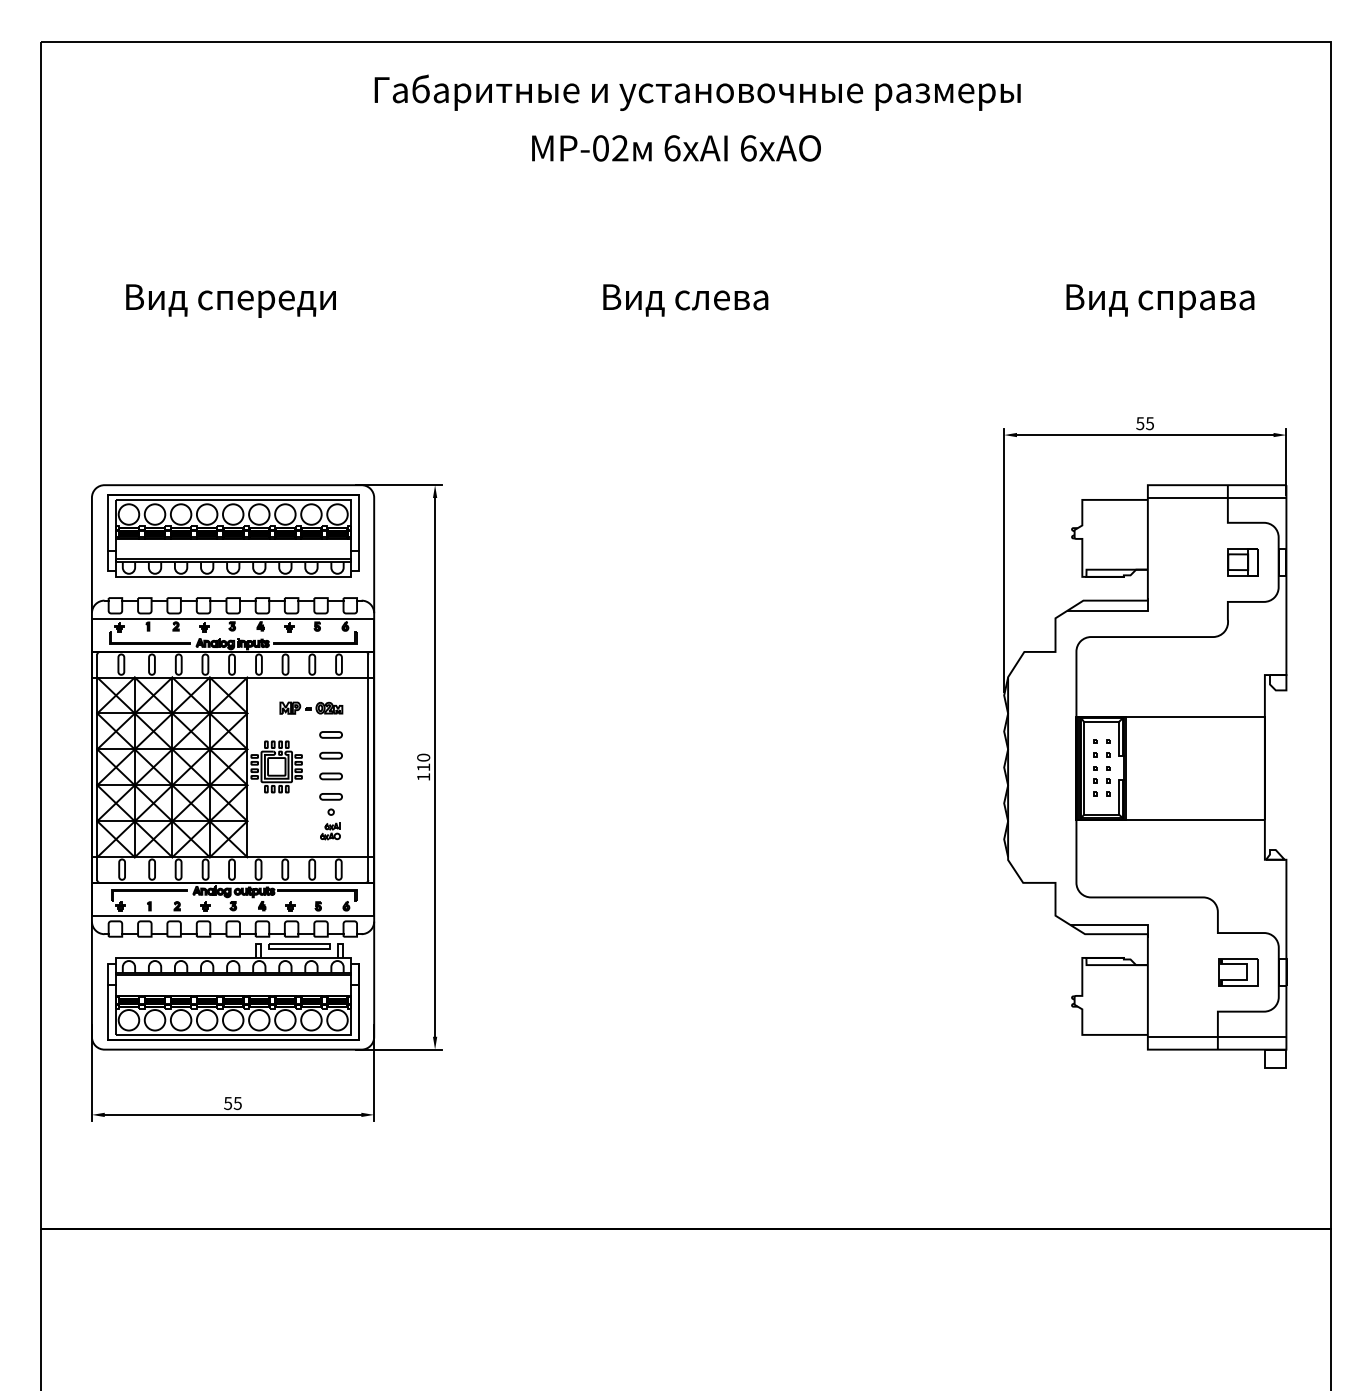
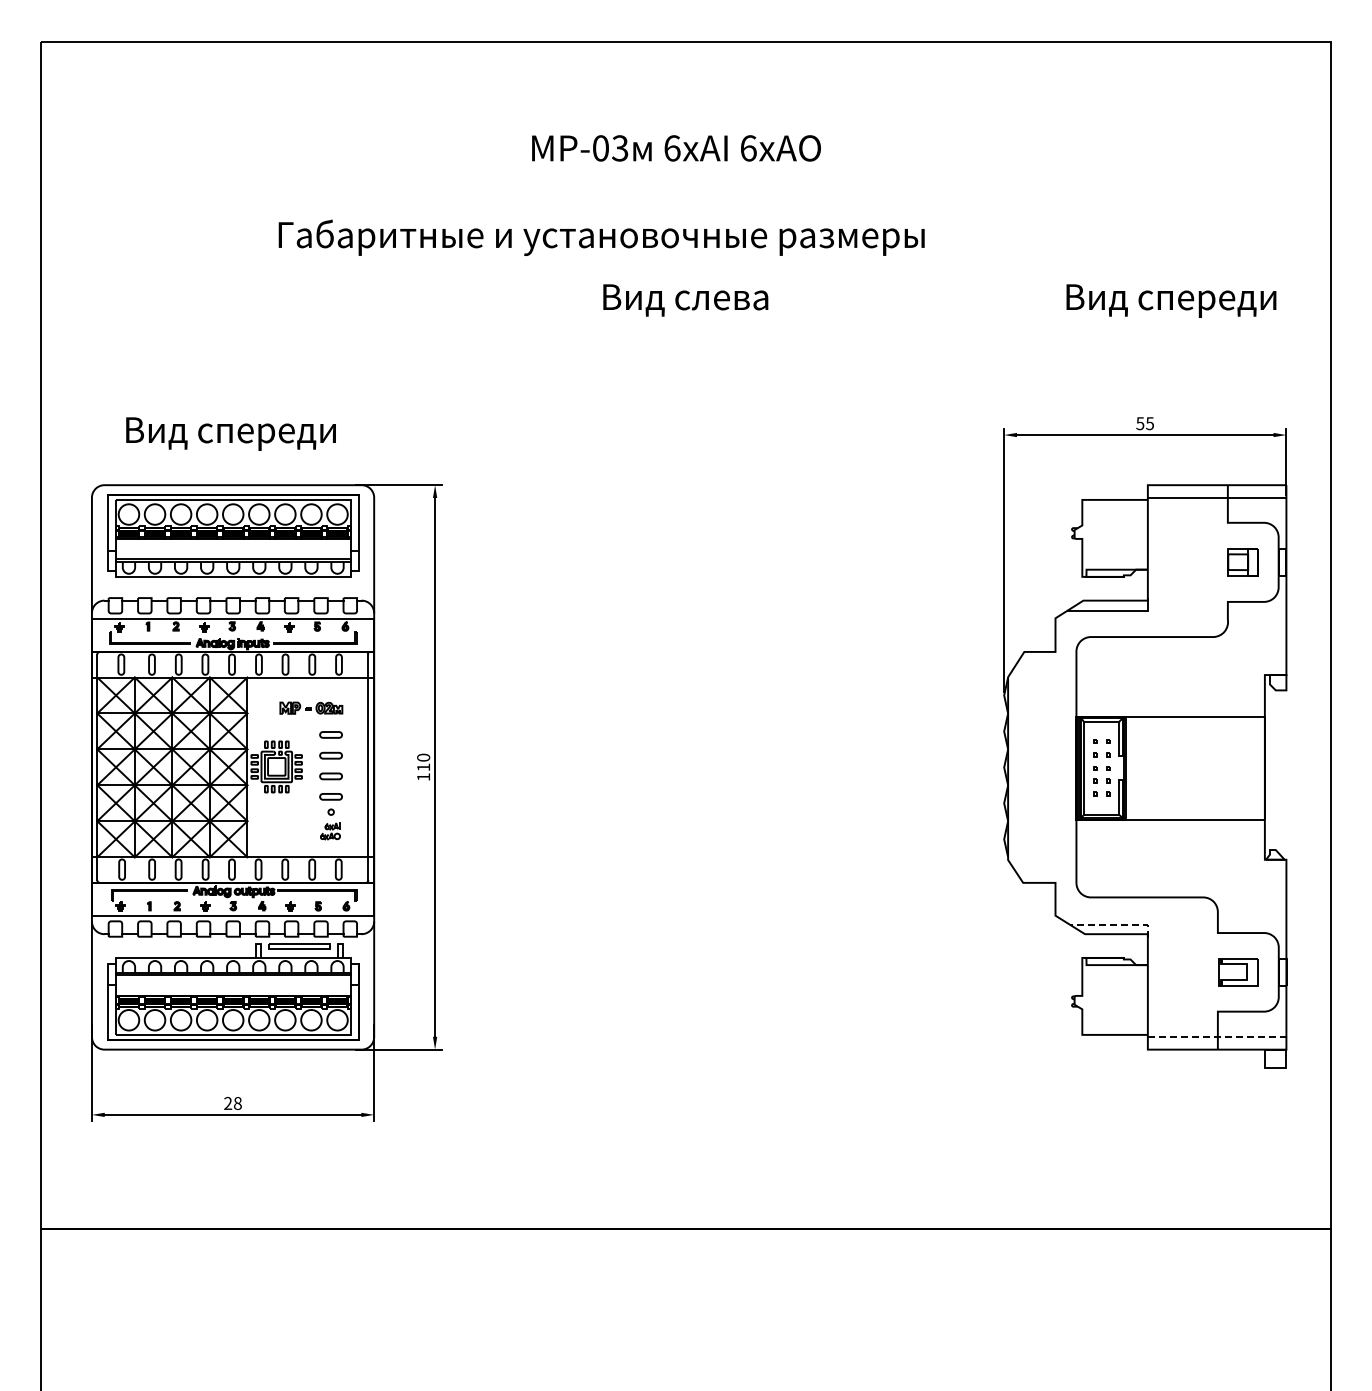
text position: (697, 92) -> (601, 237) (601, 237)
text: -02 -> -03 (620, 148)
text position: (230, 300) -> (230, 433) (230, 433)
text: Вид справа -> Вид спереди (1227, 303)
line: solid -> dashed (1115, 924)
line: solid -> dashed (1217, 1037)
text: 55 -> 28 (232, 1103)
